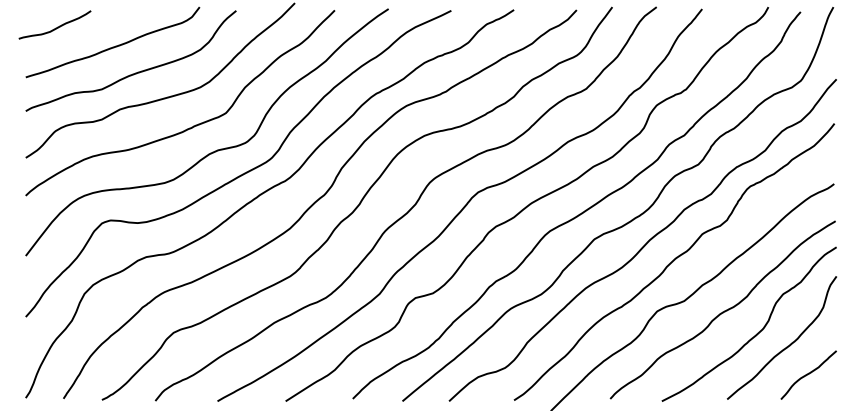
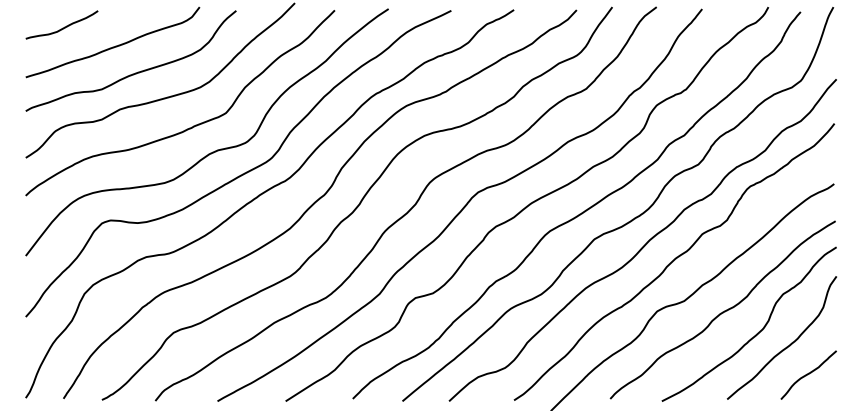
curve position: (55, 27) -> (62, 27) (62, 27)
